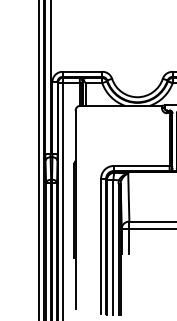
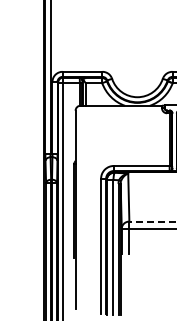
line: present -> none (39, 159)
line: solid -> dashed (152, 221)
